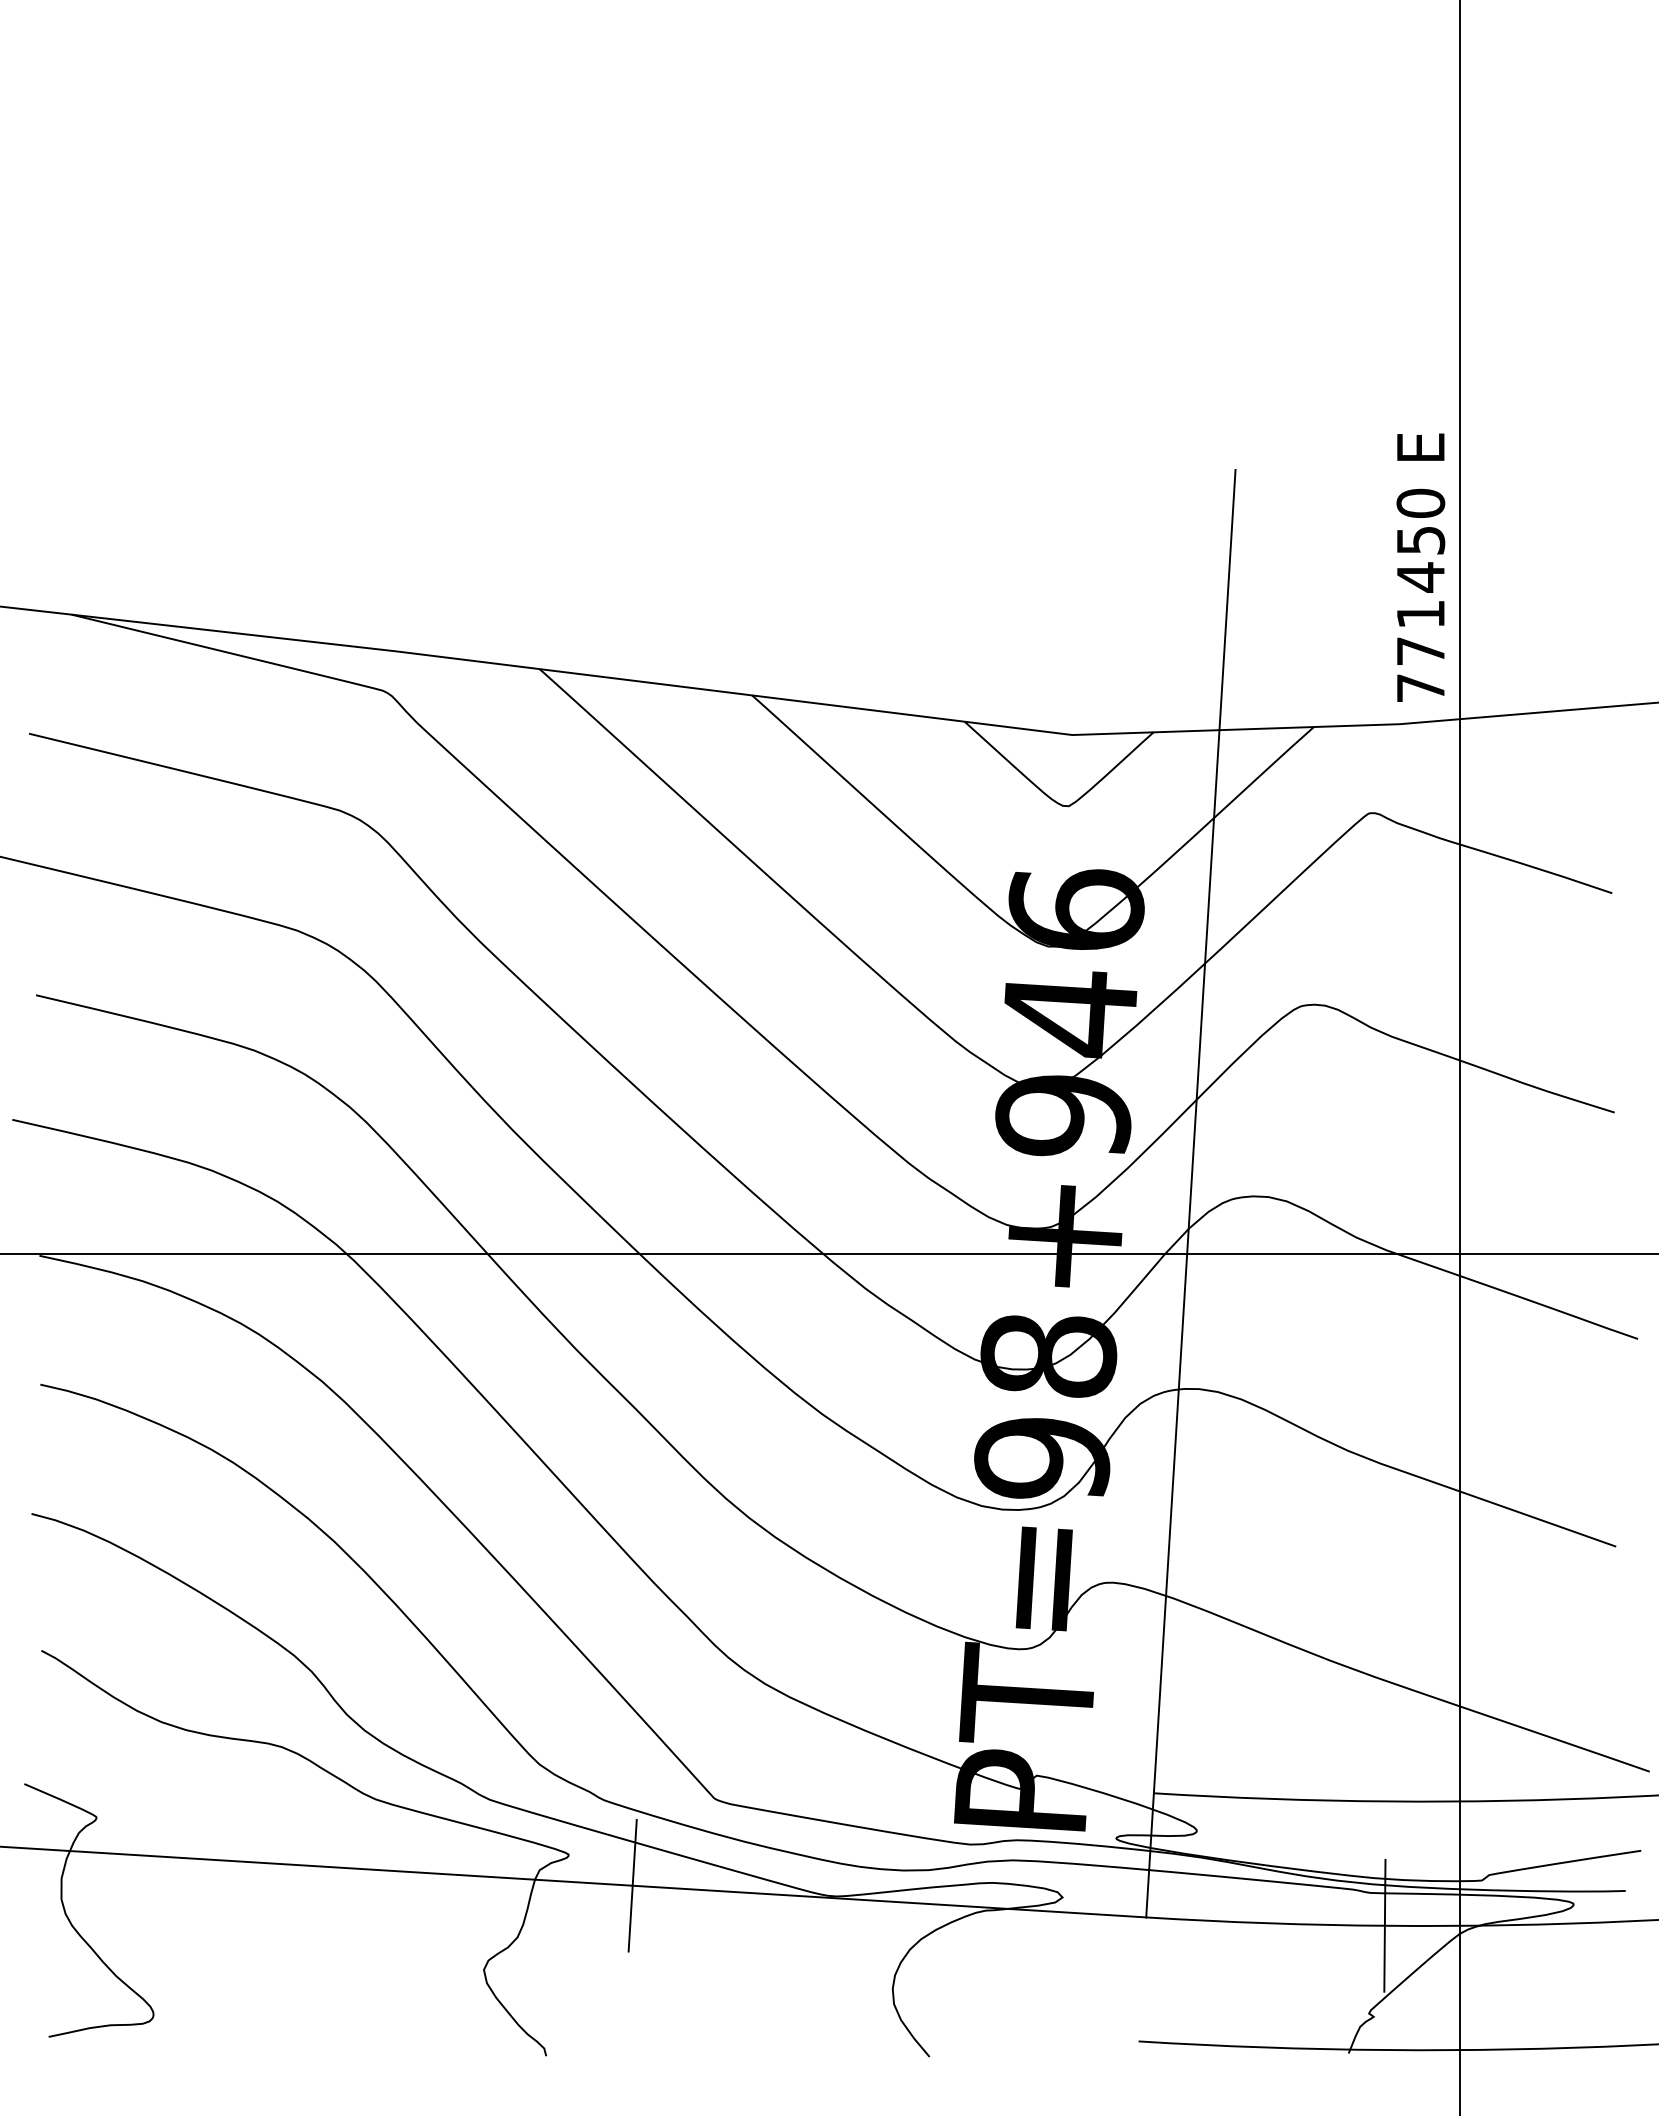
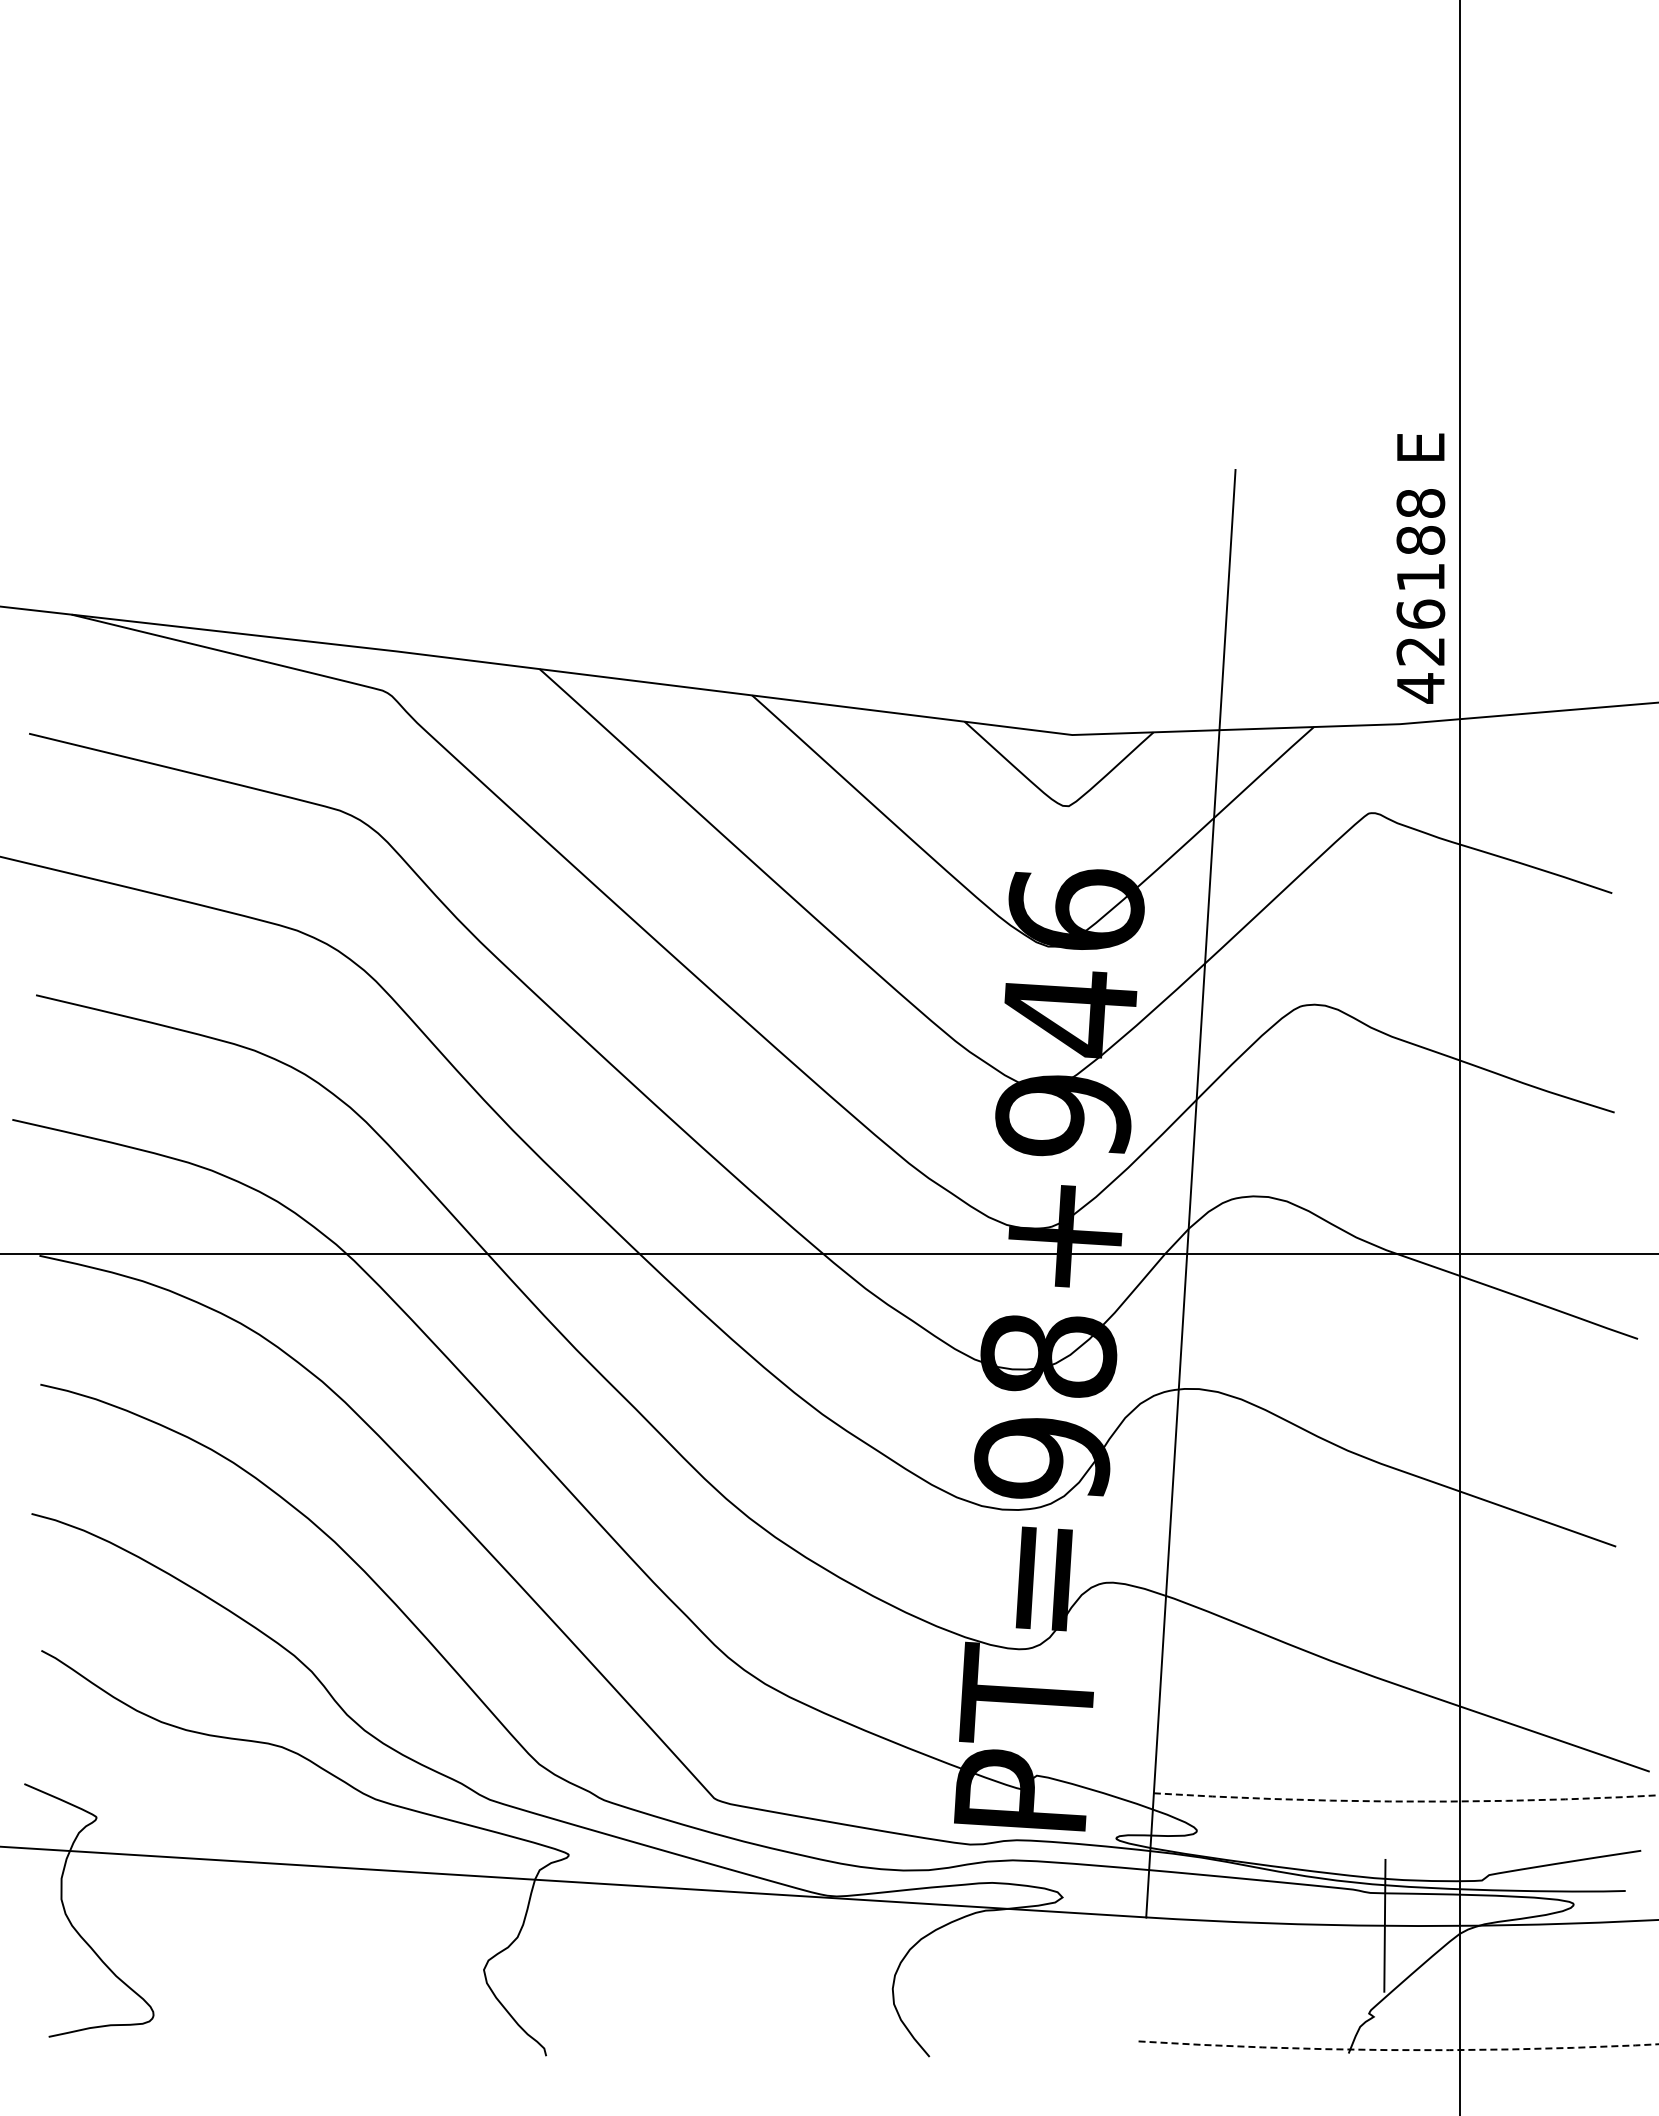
text: 771450 -> 426188 (1420, 595)
arc: solid -> dashed (1407, 1801)
line: present -> none (632, 1885)
arc: solid -> dashed (1398, 2050)
